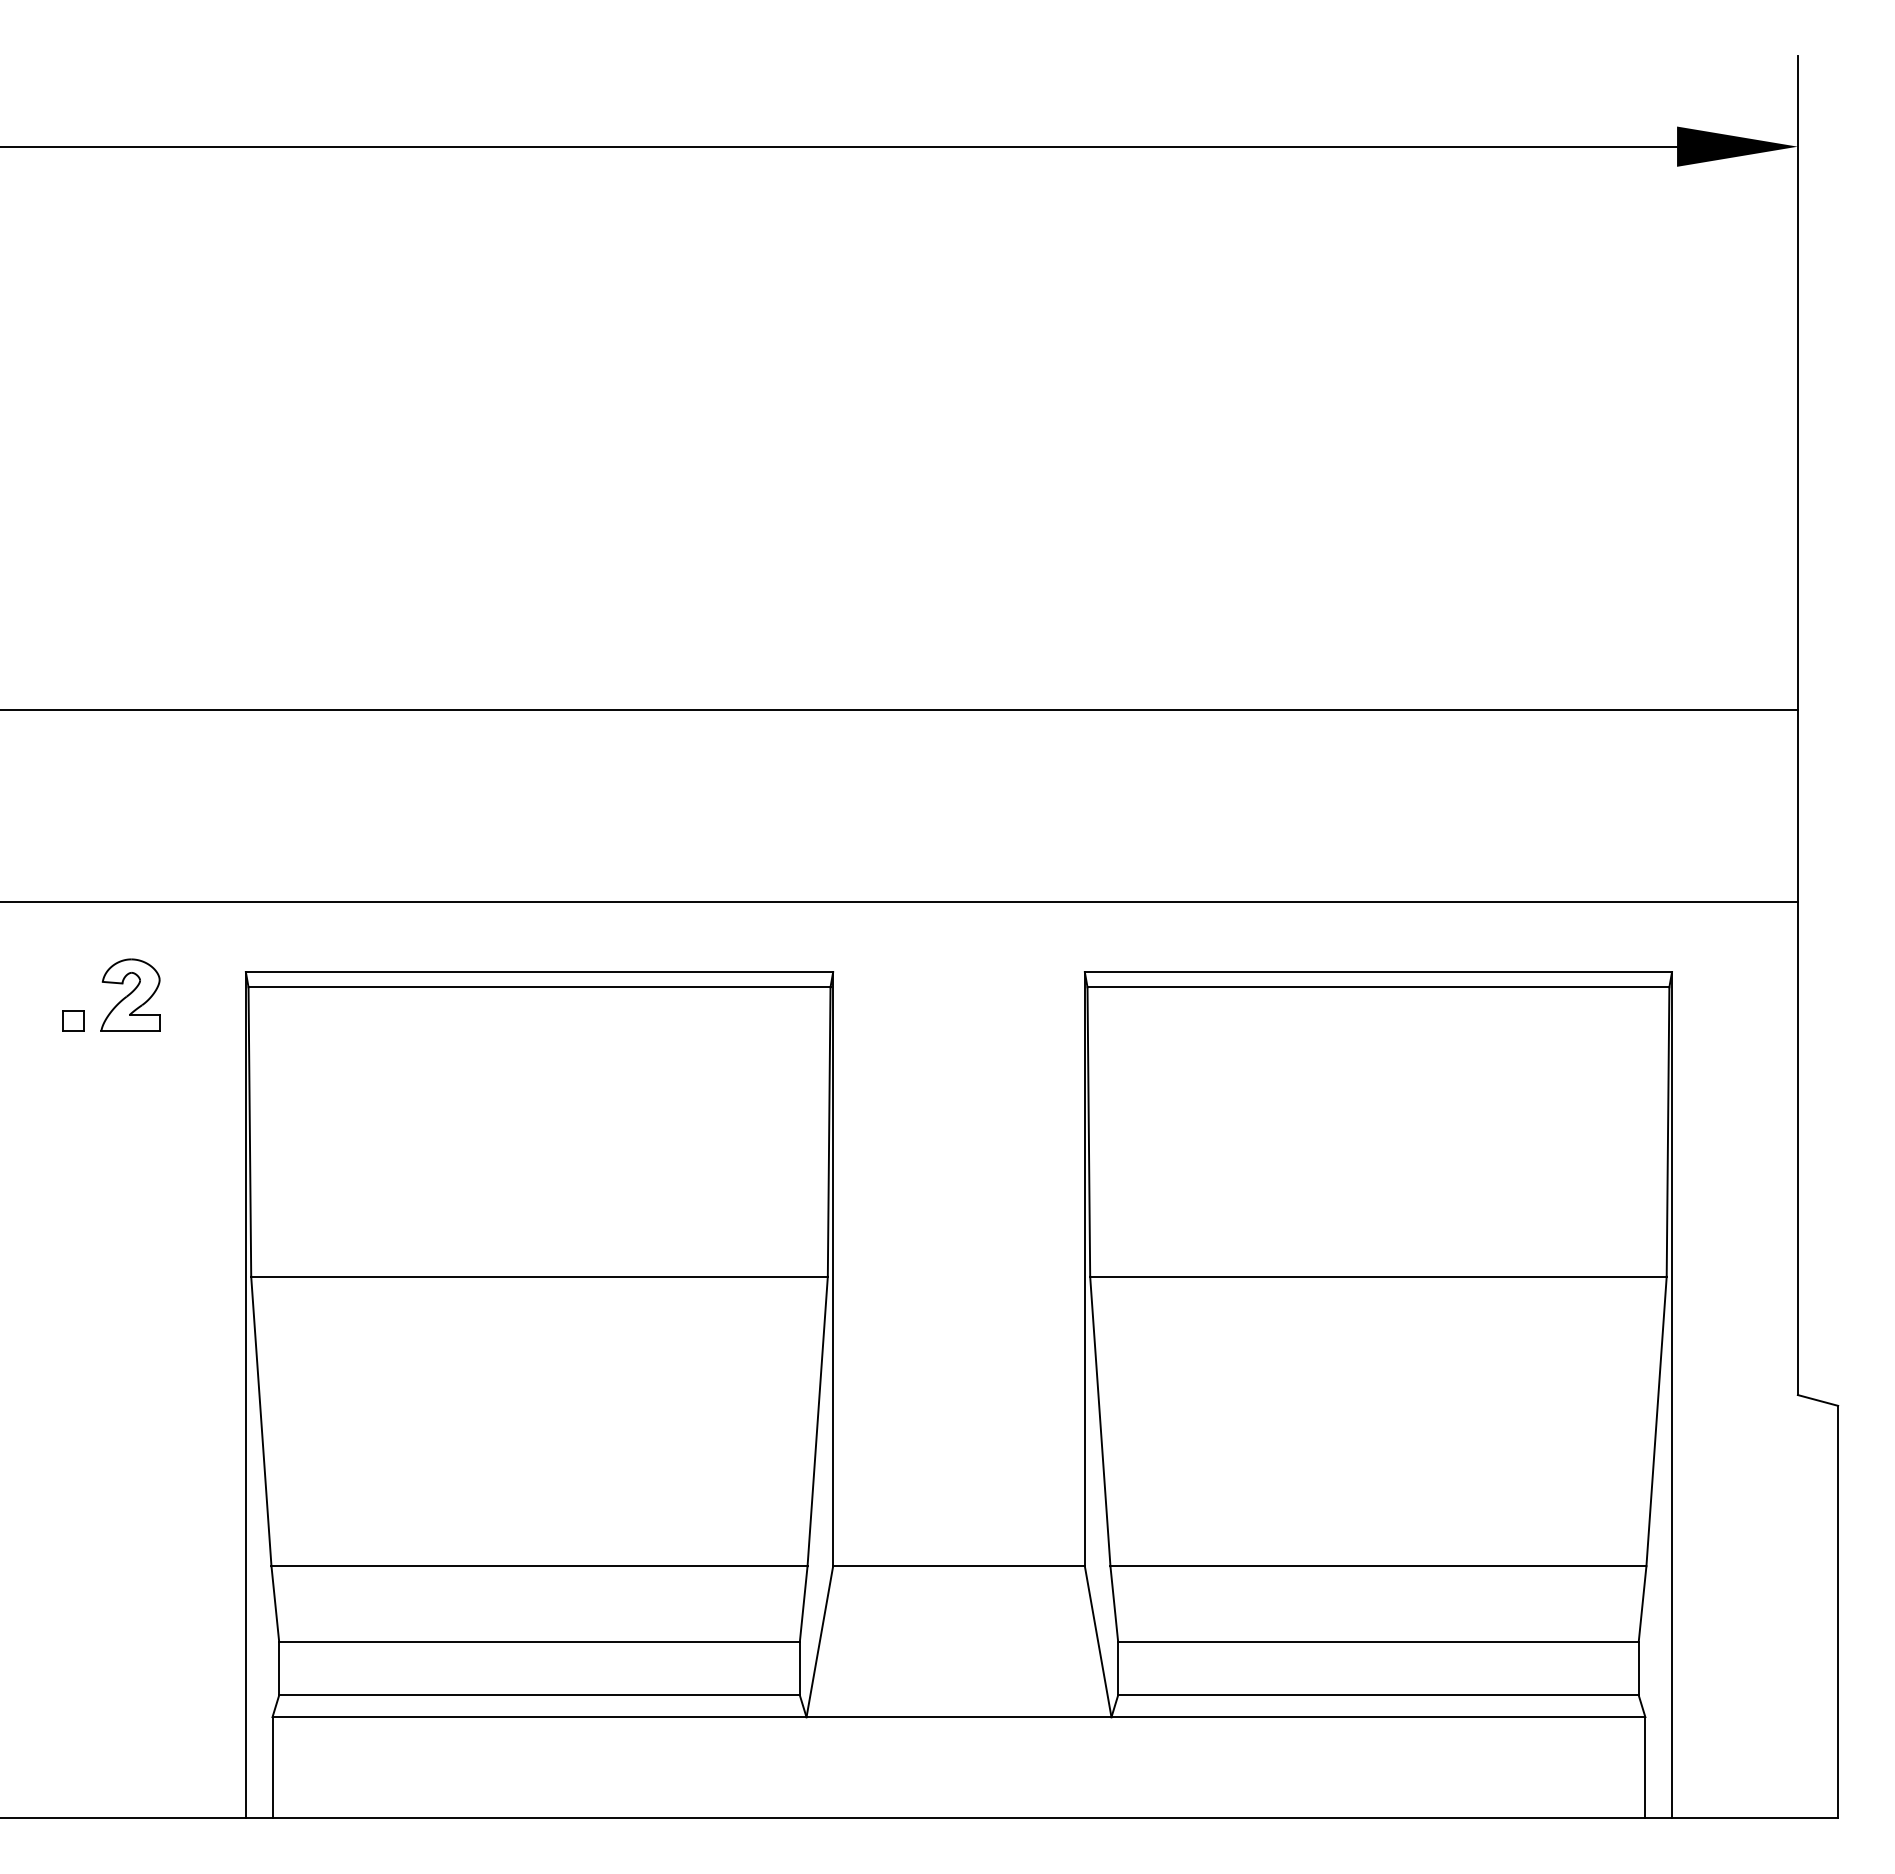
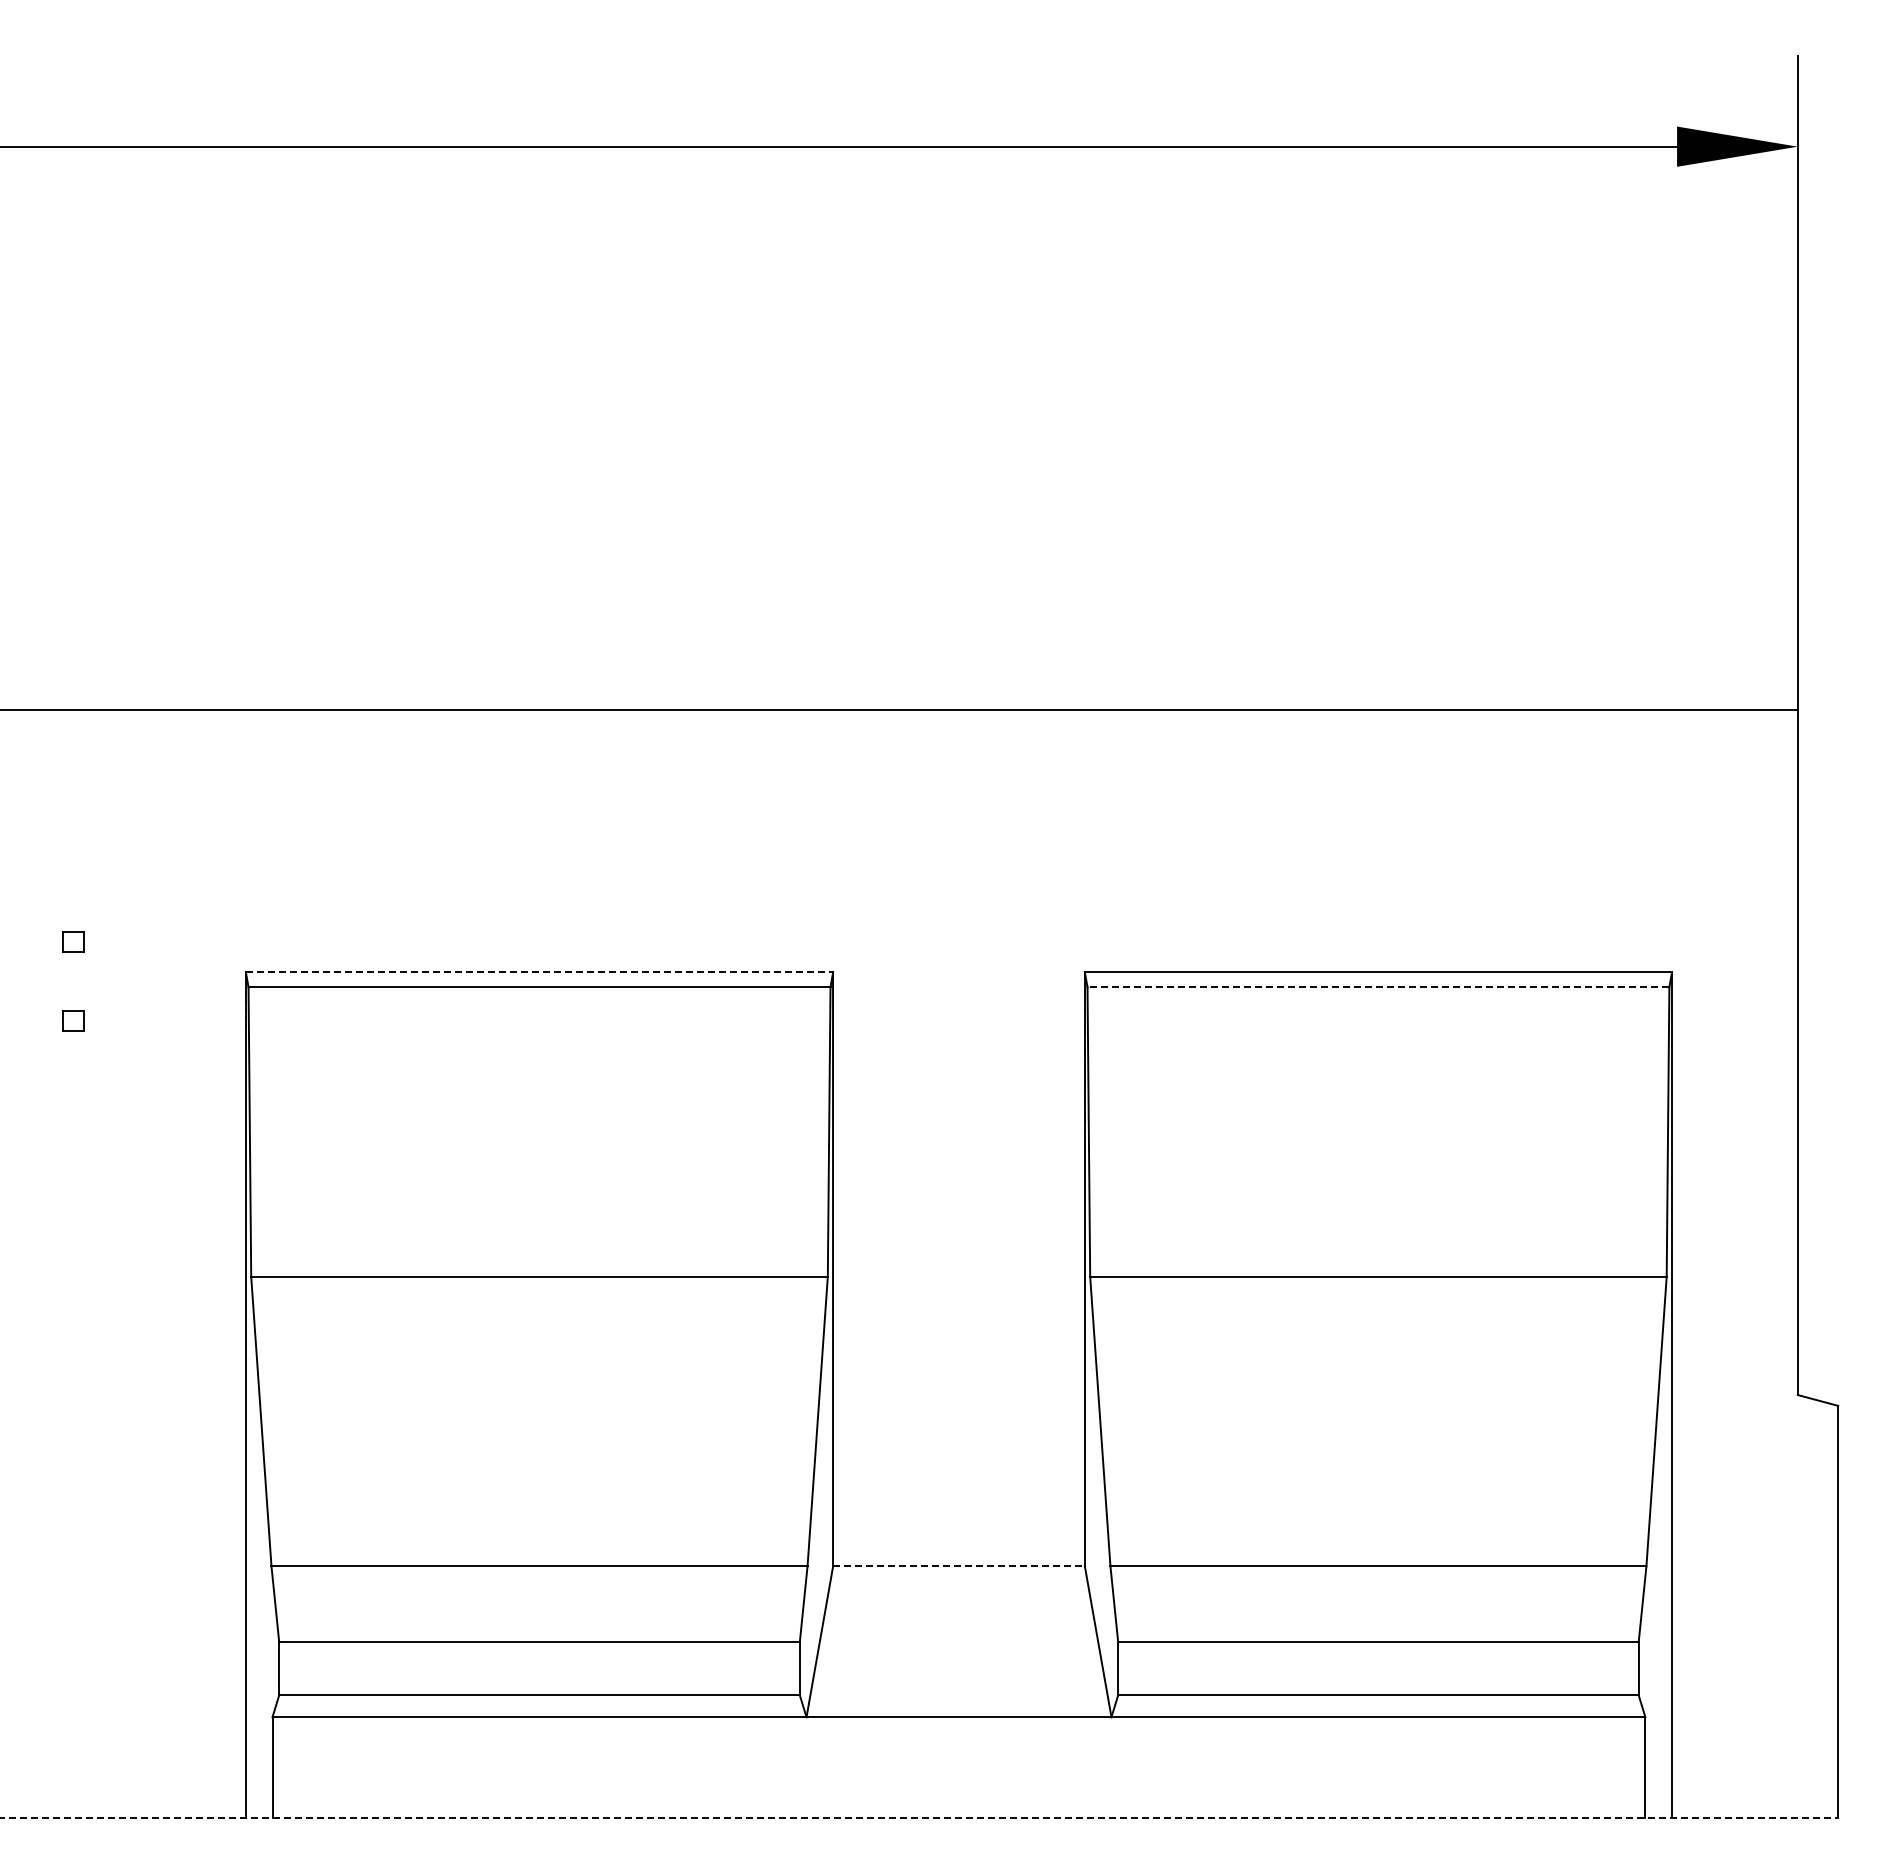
line: present -> none (899, 901)
part: none -> present (73, 941)
line: solid -> dashed (539, 972)
line: solid -> dashed (1378, 987)
part: present -> none (130, 994)
line: solid -> dashed (959, 1566)
line: solid -> dashed (919, 1817)
